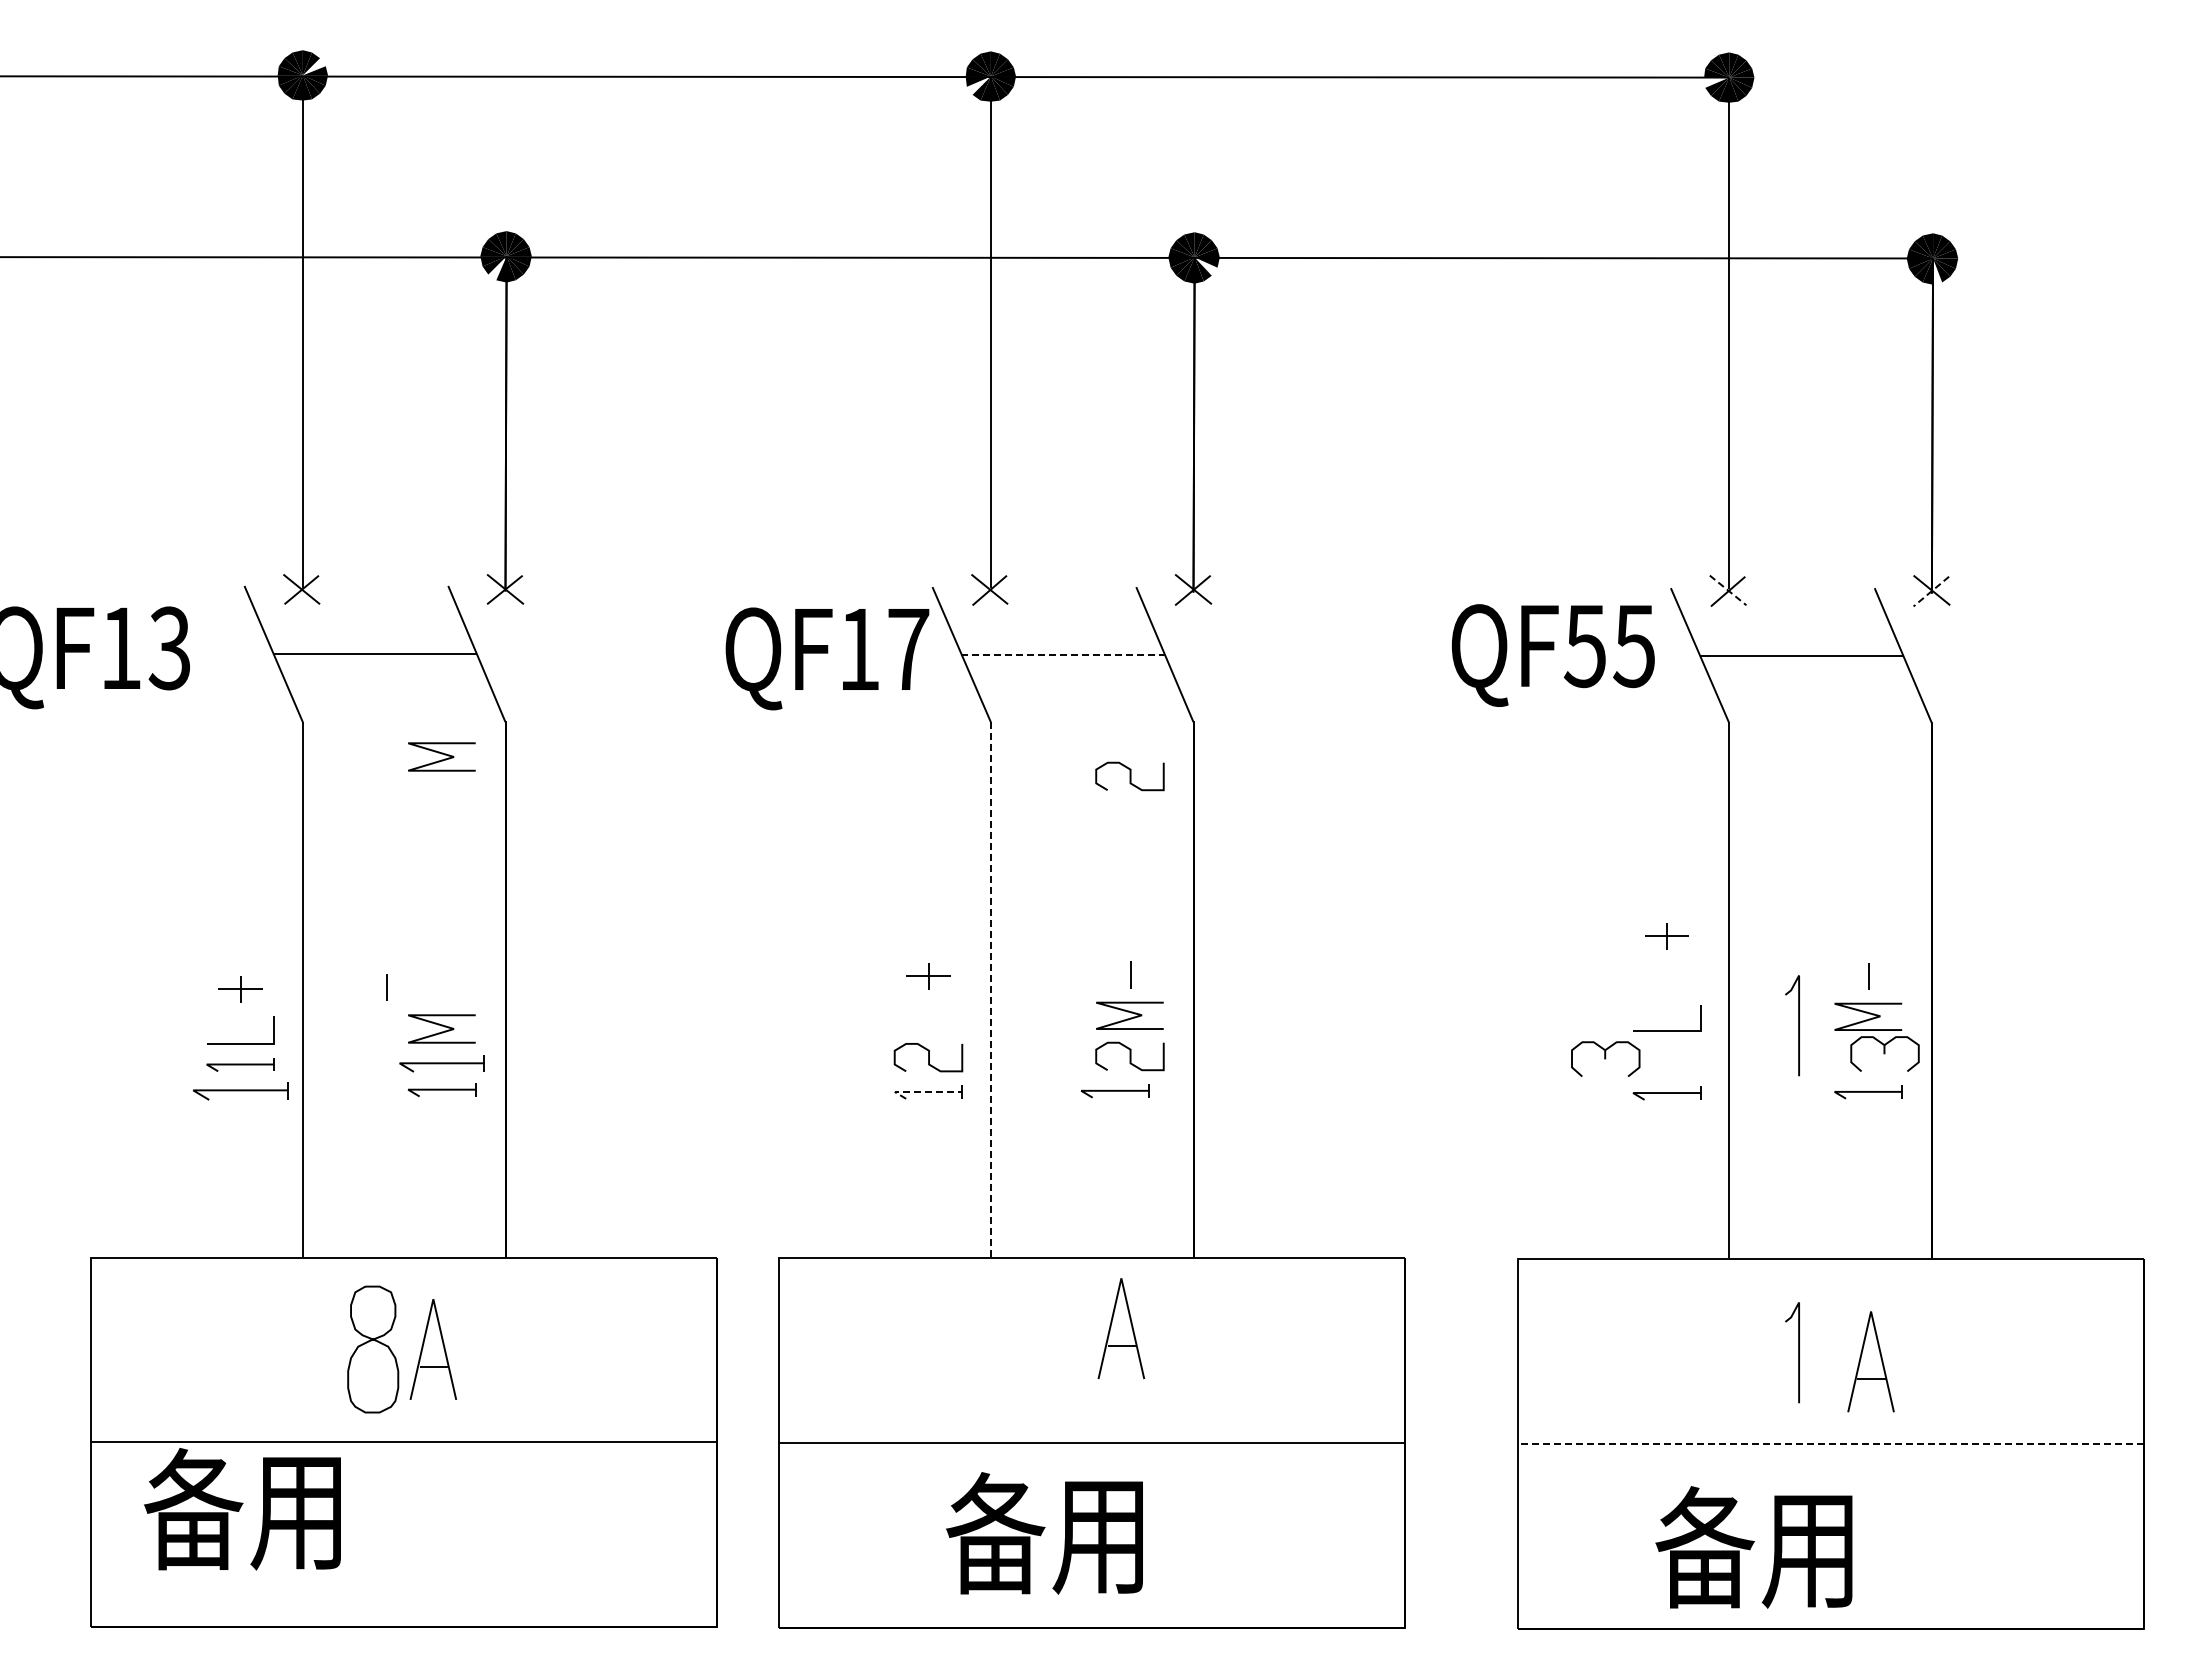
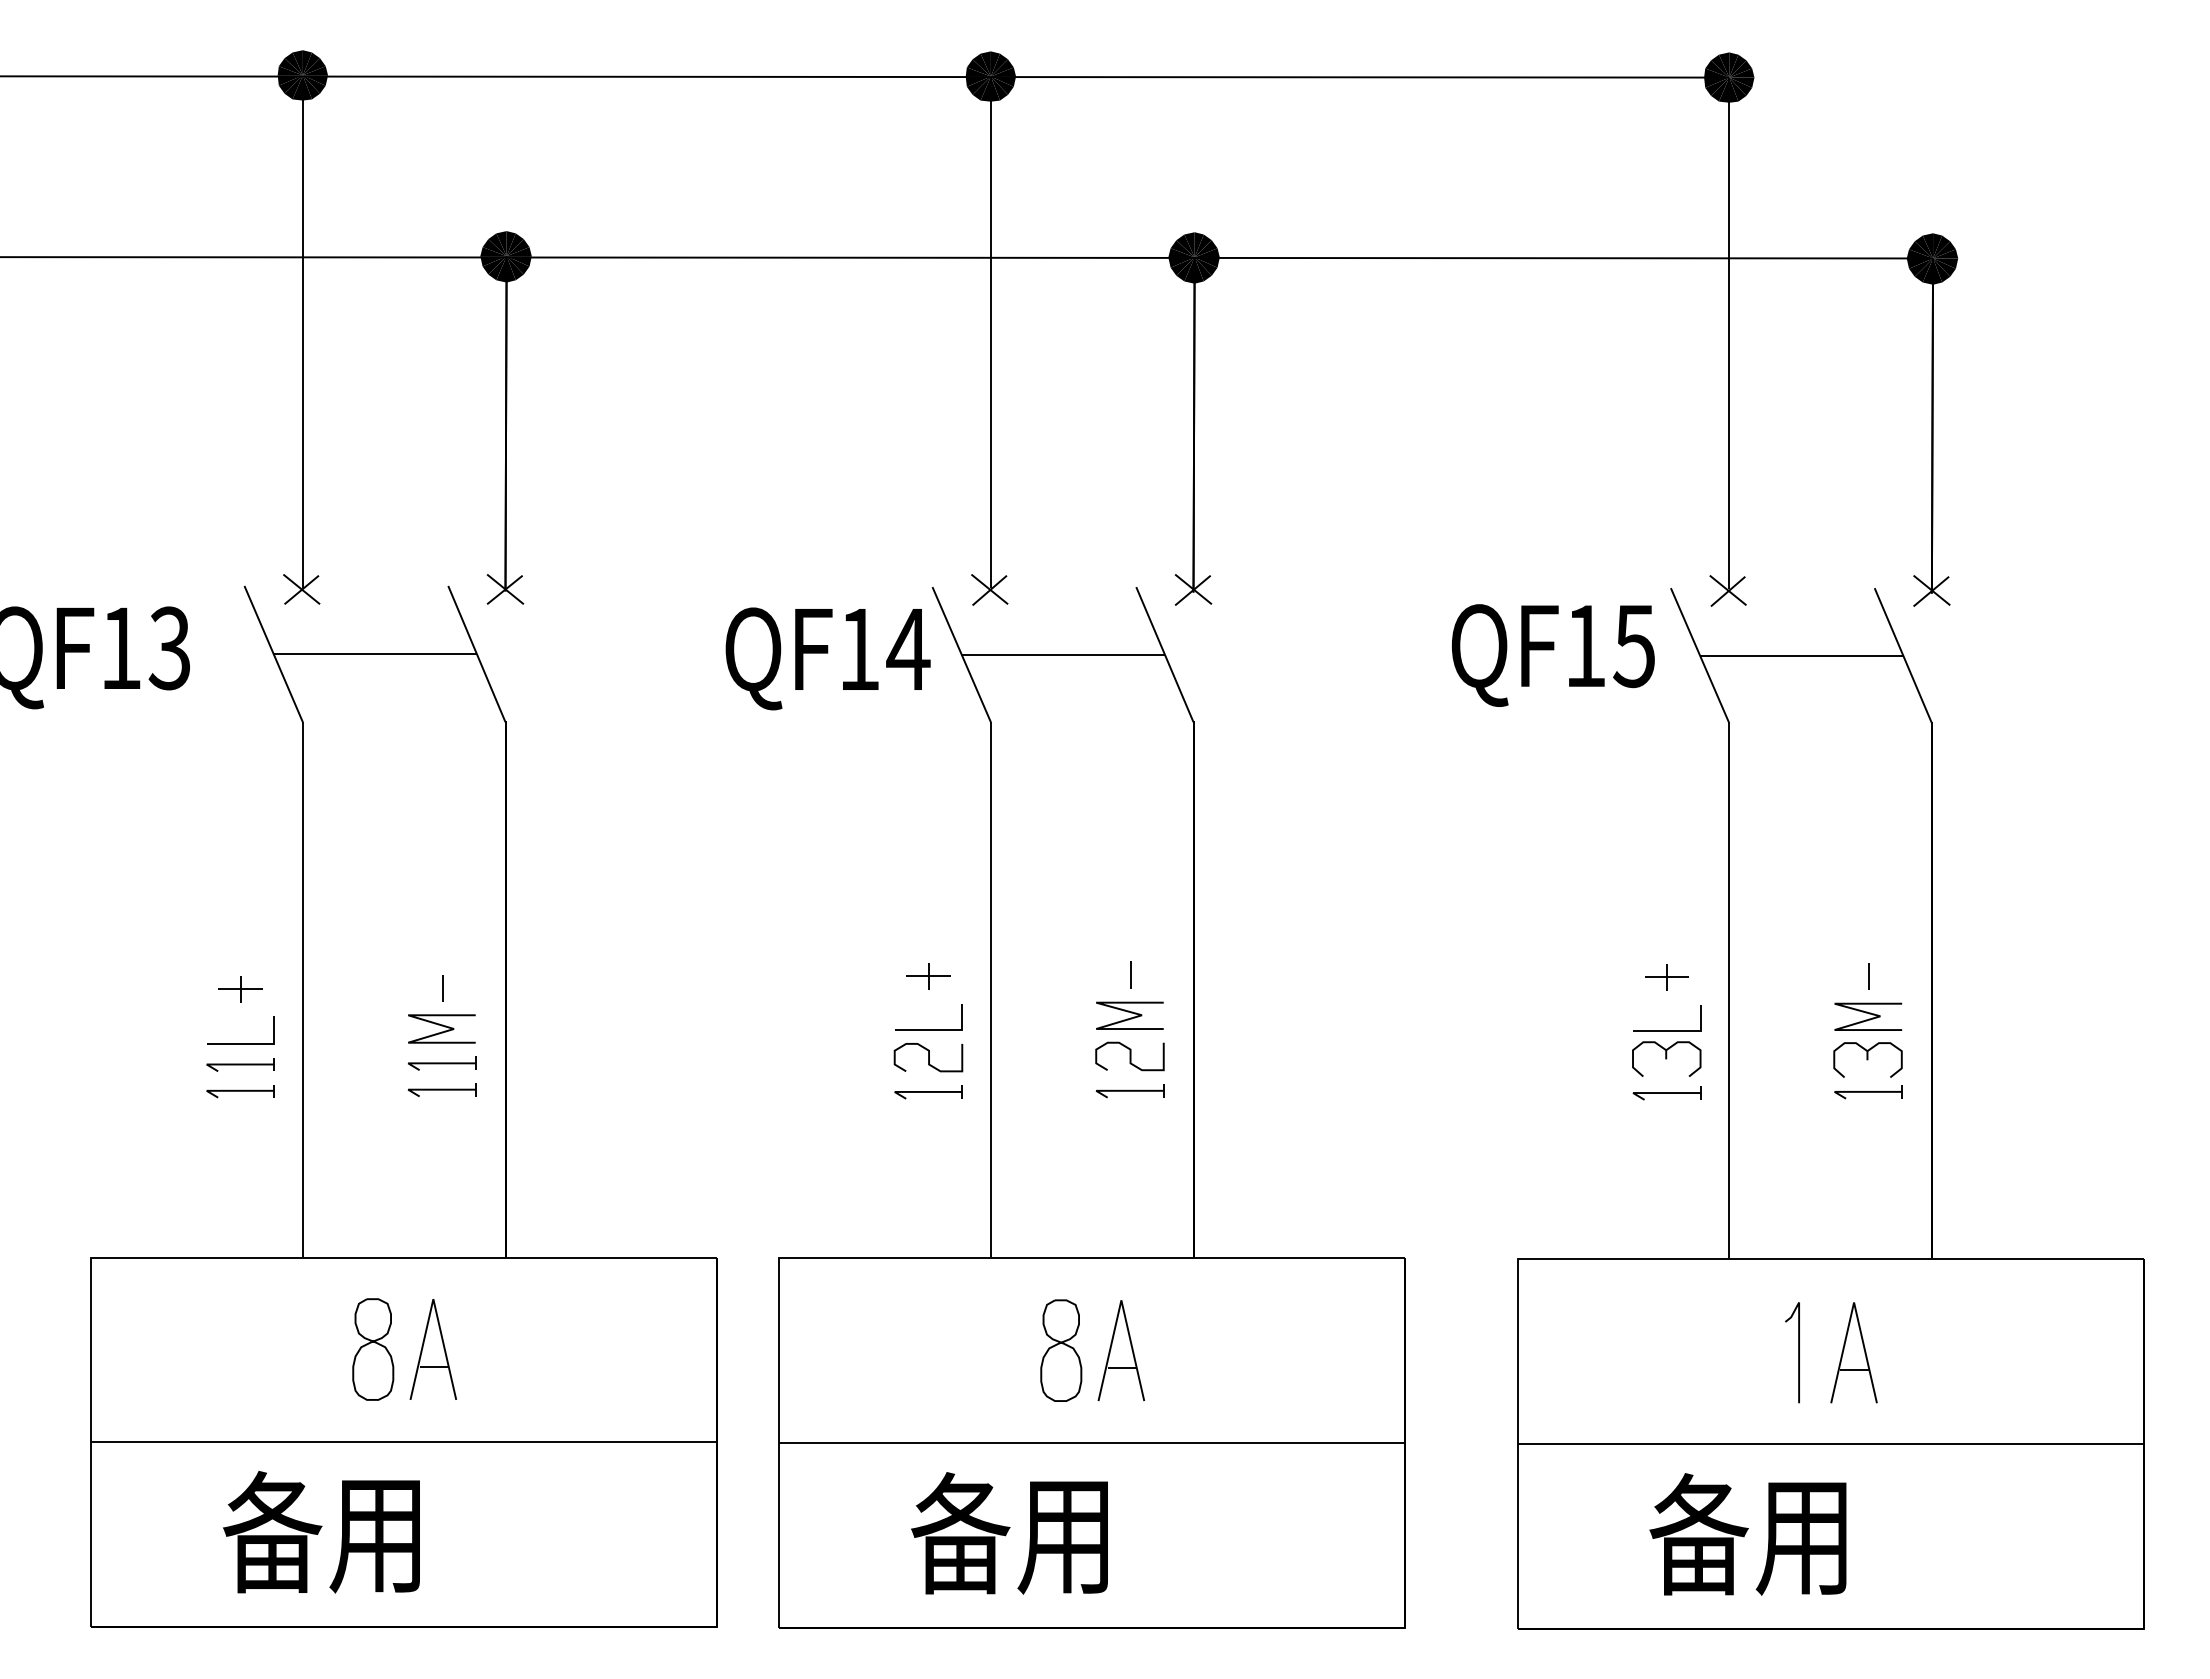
fill: none -> present (313, 66)
fill: none -> present (1716, 82)
fill: none -> present (978, 85)
fill: none -> present (1205, 266)
fill: none -> present (497, 268)
fill: none -> present (1937, 271)
line: dashed -> solid (1728, 590)
line: dashed -> solid (1930, 591)
text: QF55 -> QF15 (1584, 646)
text: QF17 -> QF14 (908, 649)
line: dashed -> solid (1063, 654)
line: present -> none (441, 754)
curve: present -> none (1129, 776)
part position: (1666, 936) -> (1666, 977) (1666, 977)
line position: (386, 987) -> (442, 988) (442, 988)
line: dashed -> solid (990, 990)
line: present -> none (1798, 1025)
line: none -> present (928, 1029)
part position: (1884, 1053) -> (1867, 1059) (1867, 1059)
part position: (1605, 1058) -> (1666, 1058) (1666, 1058)
part size: 86x18 px -> 69x15 px (442, 1063)
part size: 96x19 px -> 69x14 px (240, 1091)
line: dashed -> solid (921, 1091)
part position: (1114, 1091) -> (1129, 1091) (1129, 1091)
part position: (1121, 1328) -> (1121, 1350) (1121, 1350)
part size: 53x129 px -> 43x103 px (373, 1349)
part: none -> present (1061, 1350)
part position: (1870, 1361) -> (1853, 1352) (1853, 1352)
line: dashed -> solid (1830, 1444)
text position: (242, 1509) -> (321, 1532) (321, 1532)
text position: (1044, 1533) -> (1009, 1533) (1009, 1533)
text position: (1753, 1547) -> (1747, 1534) (1747, 1534)
